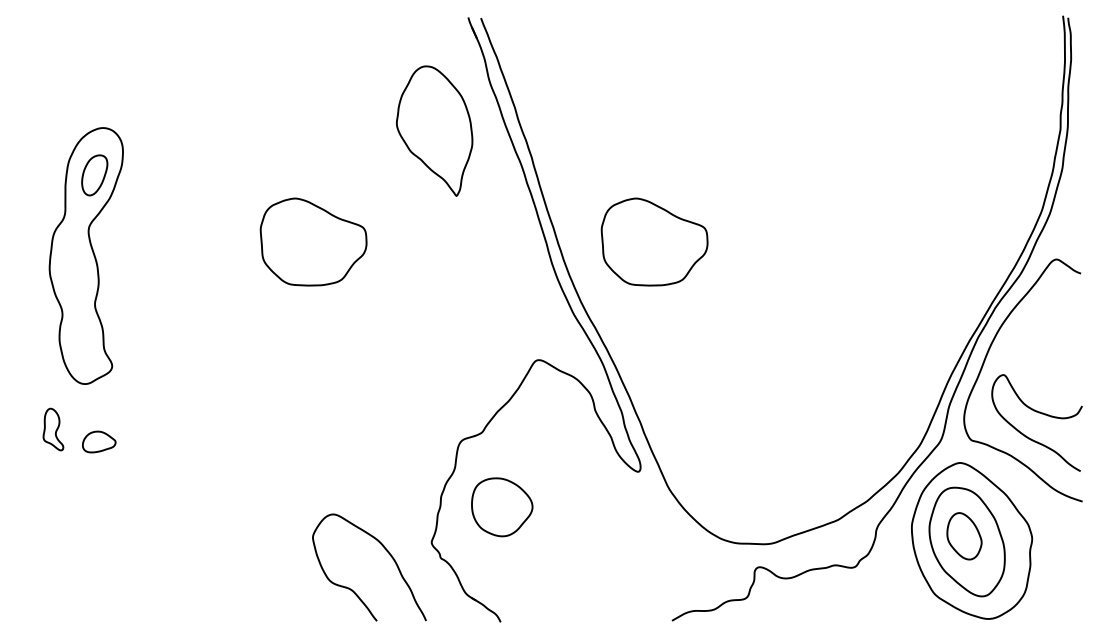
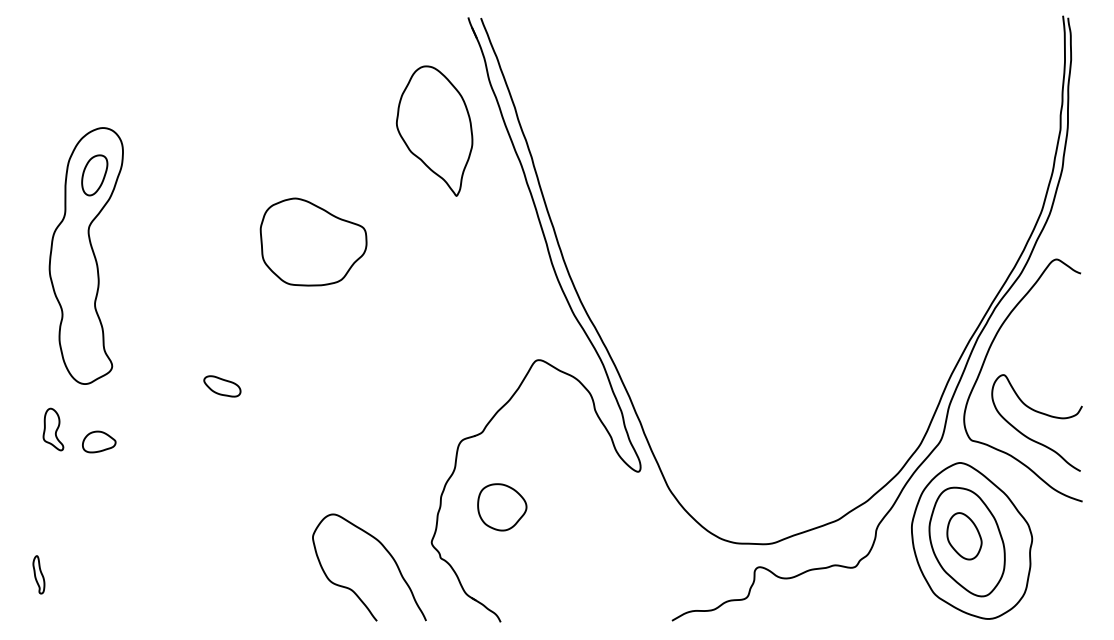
part: present -> none (654, 241)
part: none -> present (222, 386)
part size: 63x61 px -> 51x49 px (502, 507)
part: none -> present (38, 574)
